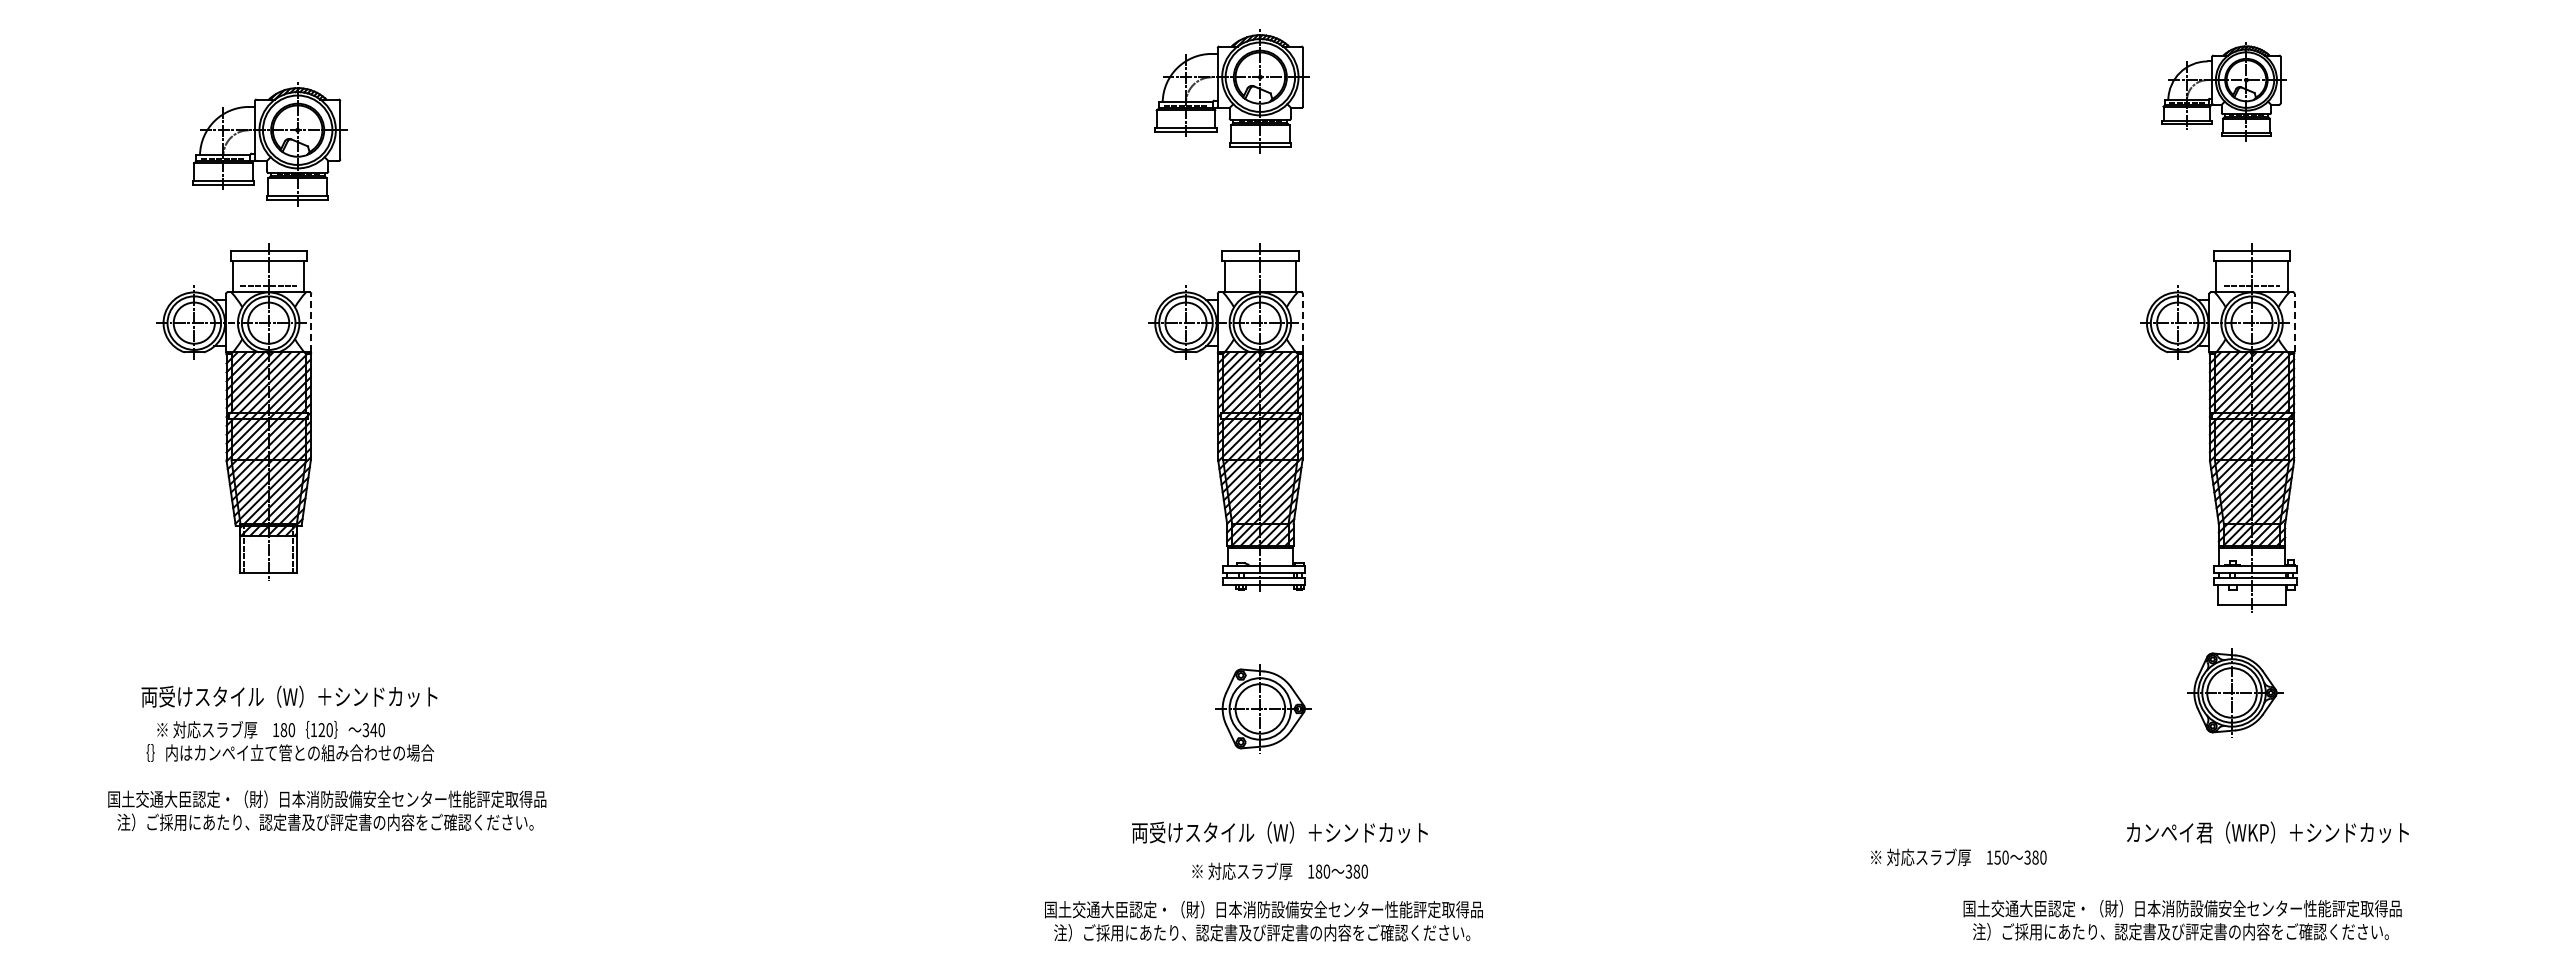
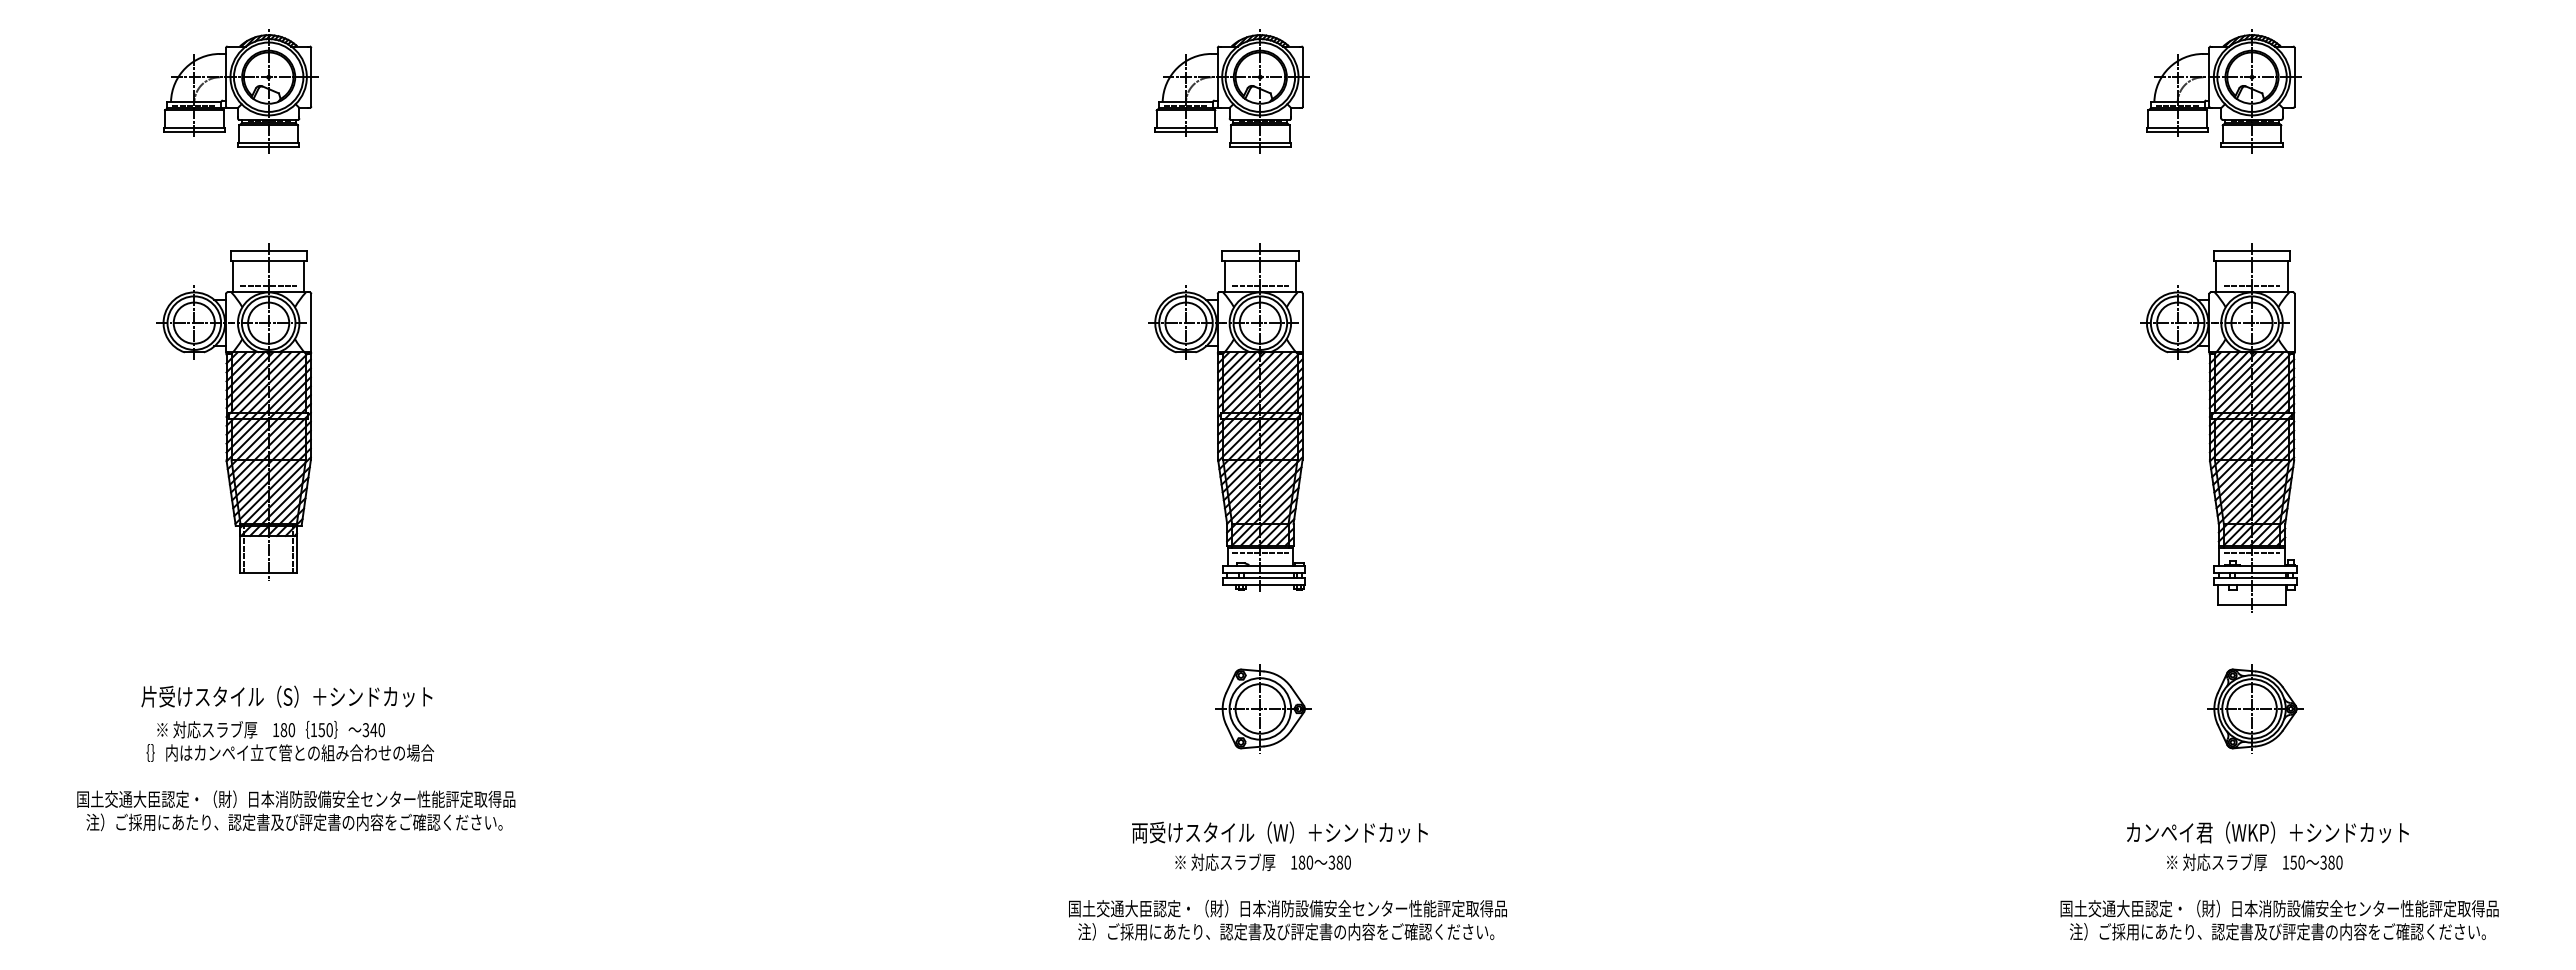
part size: 126x100 px -> 156x125 px (2223, 91)
part position: (269, 144) -> (240, 91) (240, 91)
line: none -> present (1260, 285)
line: dashed -> solid (311, 322)
line: dashed -> solid (1303, 322)
line: dashed -> solid (2294, 322)
line: none -> present (1260, 553)
line: none -> present (2251, 553)
part position: (2235, 692) -> (2255, 708) (2255, 708)
text: 両受けスタイル（W）＋シンドカット -> 片受けスタイル（S）＋シンドカット (289, 696)
text: 120 -> 150 (321, 730)
text position: (327, 810) -> (296, 810) (296, 810)
text position: (1958, 857) -> (2254, 862) (2254, 862)
text position: (1279, 871) -> (1262, 862) (1262, 862)
text position: (1263, 920) -> (1287, 919) (1287, 919)
text position: (2182, 920) -> (2279, 920) (2279, 920)
